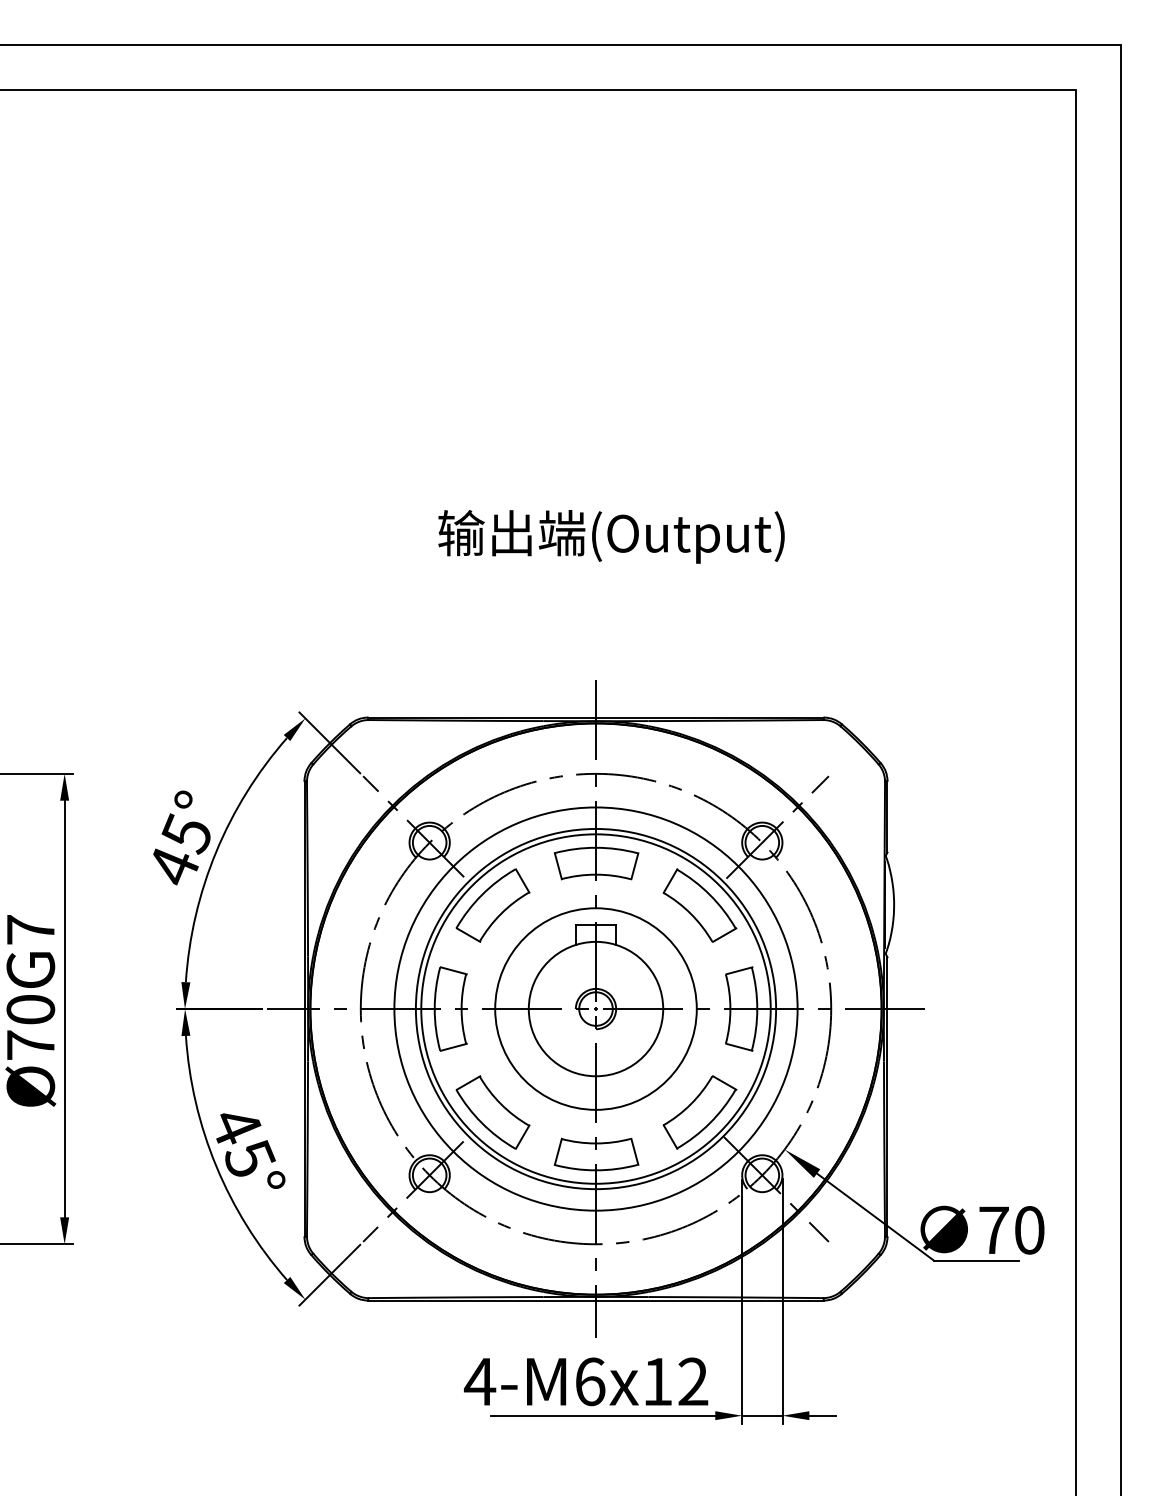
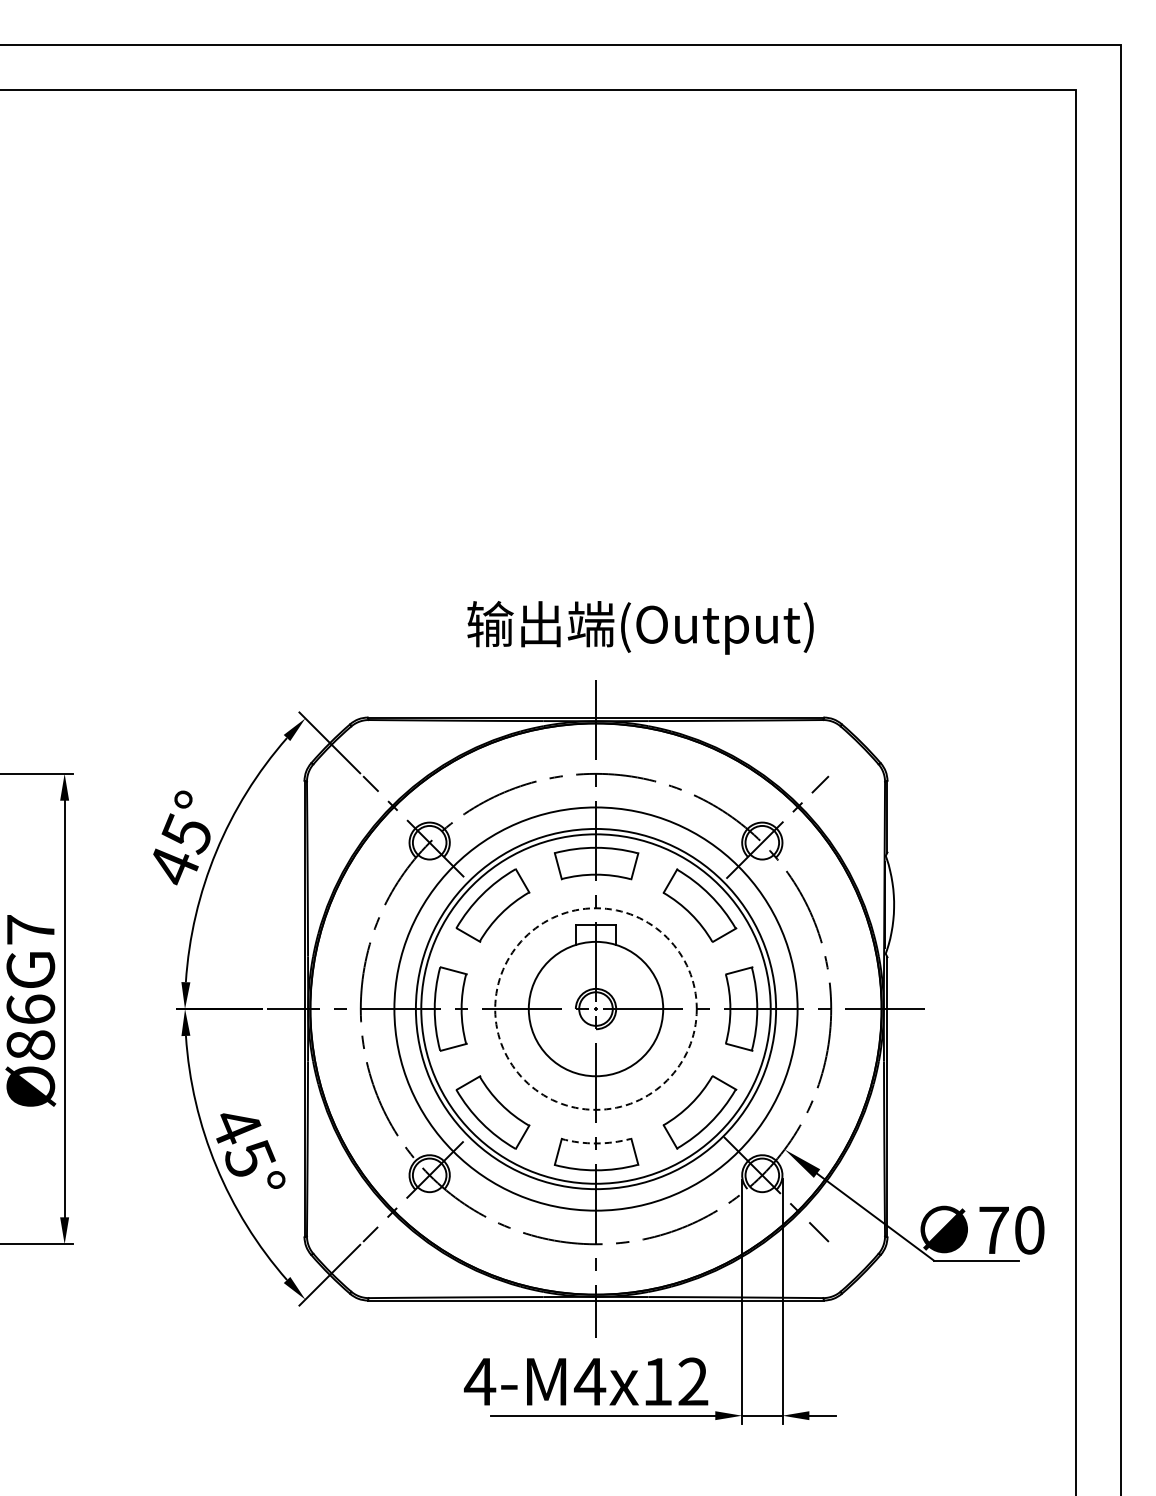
text position: (611, 536) -> (640, 627) (640, 627)
circle: solid -> dashed (595, 1008)
text: Ø70G7 -> Ø86G7 (30, 1026)
arc: solid -> dashed (596, 1143)
text: 4-M6x12 -> 4-M4x12 (589, 1381)
